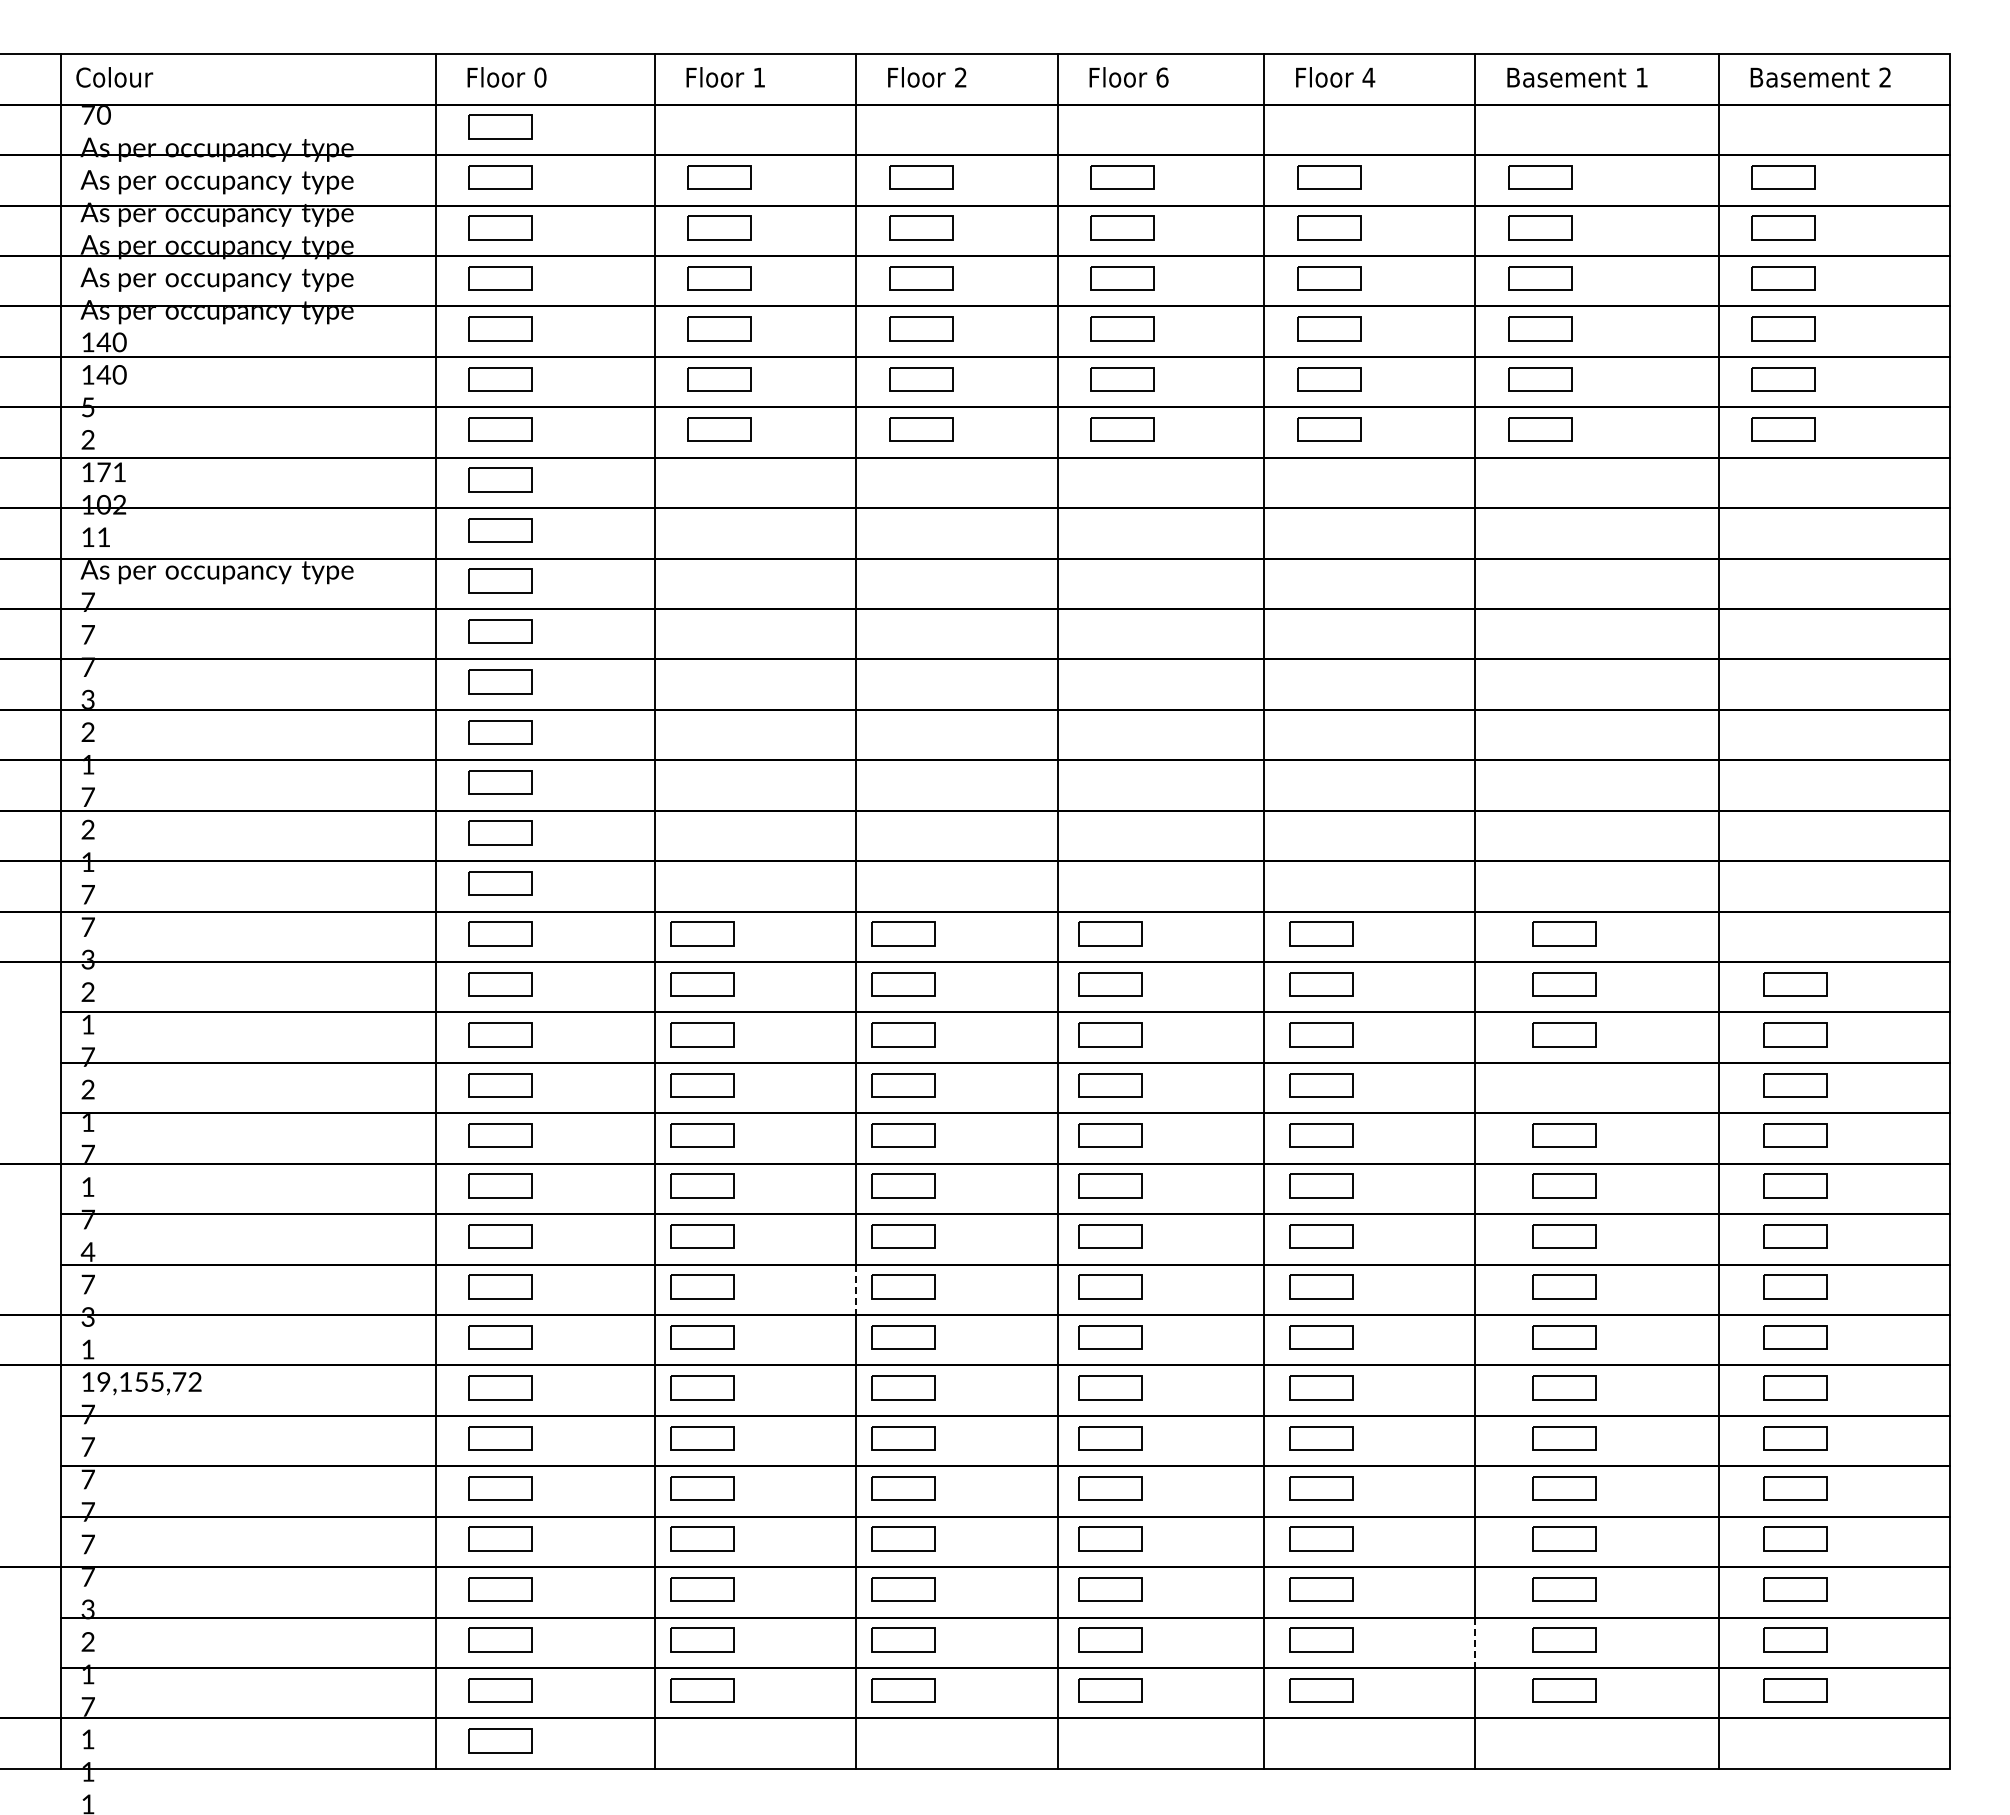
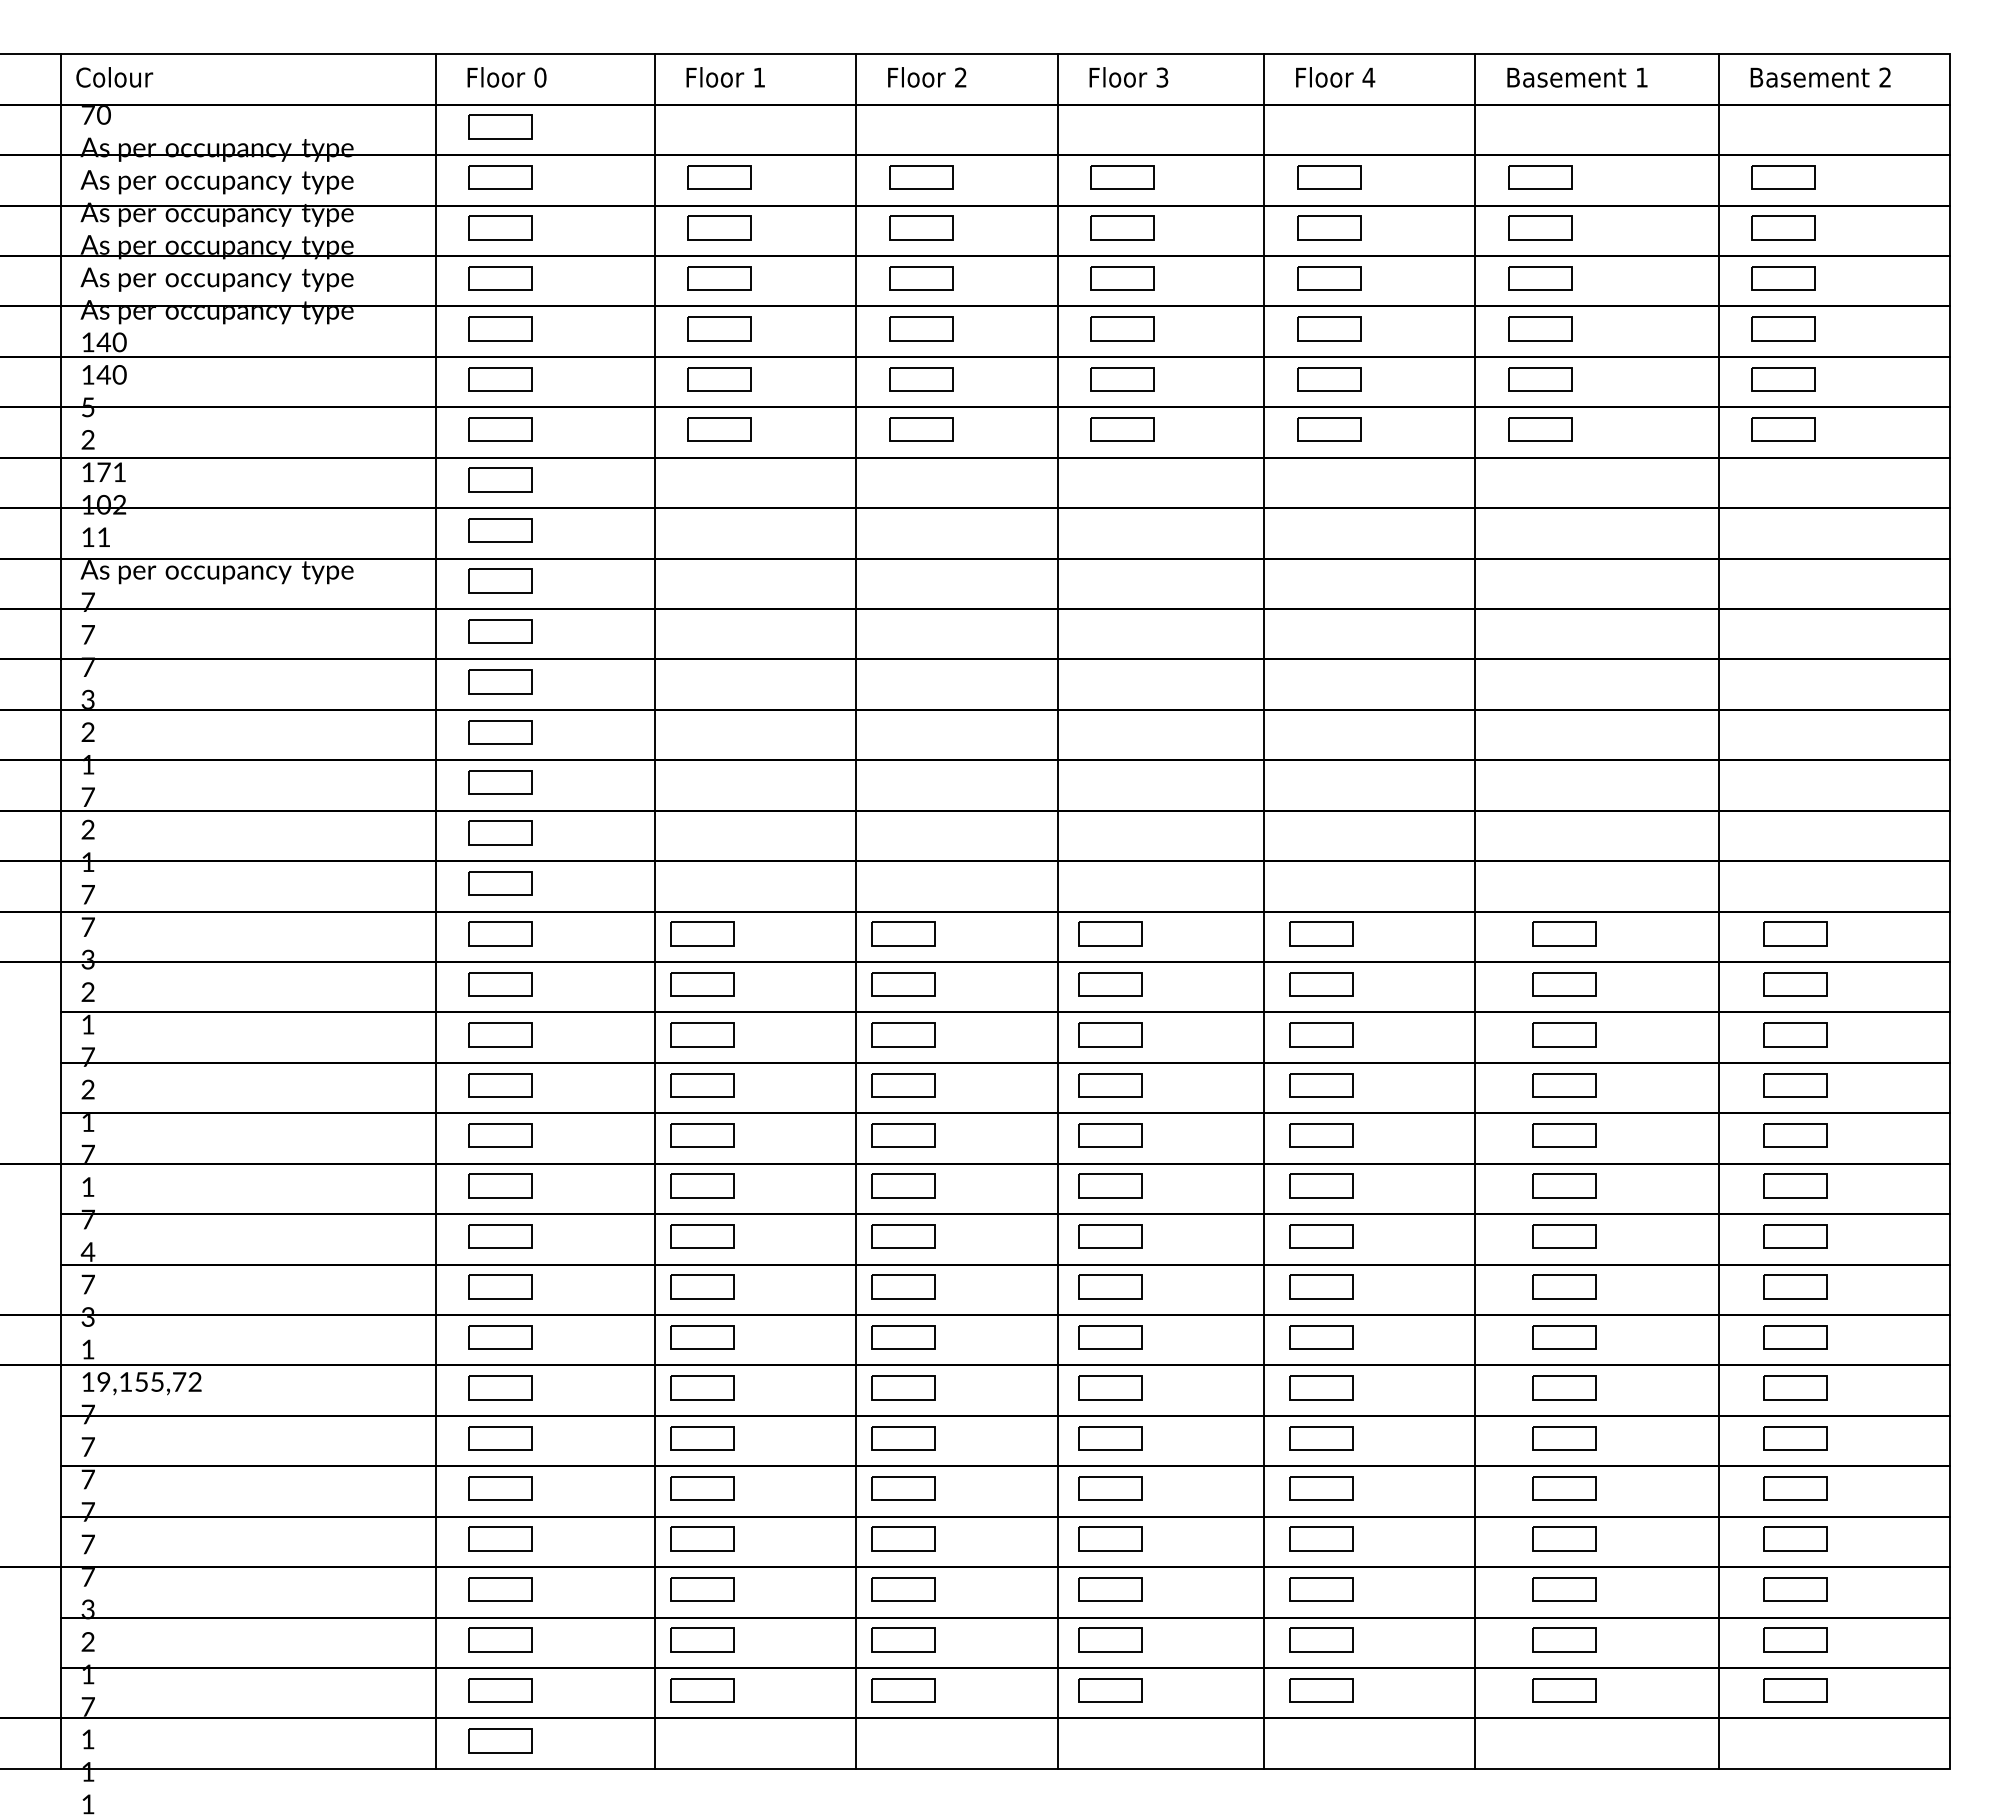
text: 6 -> 3 (1162, 77)
part: none -> present (1795, 933)
part: none -> present (1564, 1085)
line: dashed -> solid (856, 1290)
line: dashed -> solid (1475, 1643)
